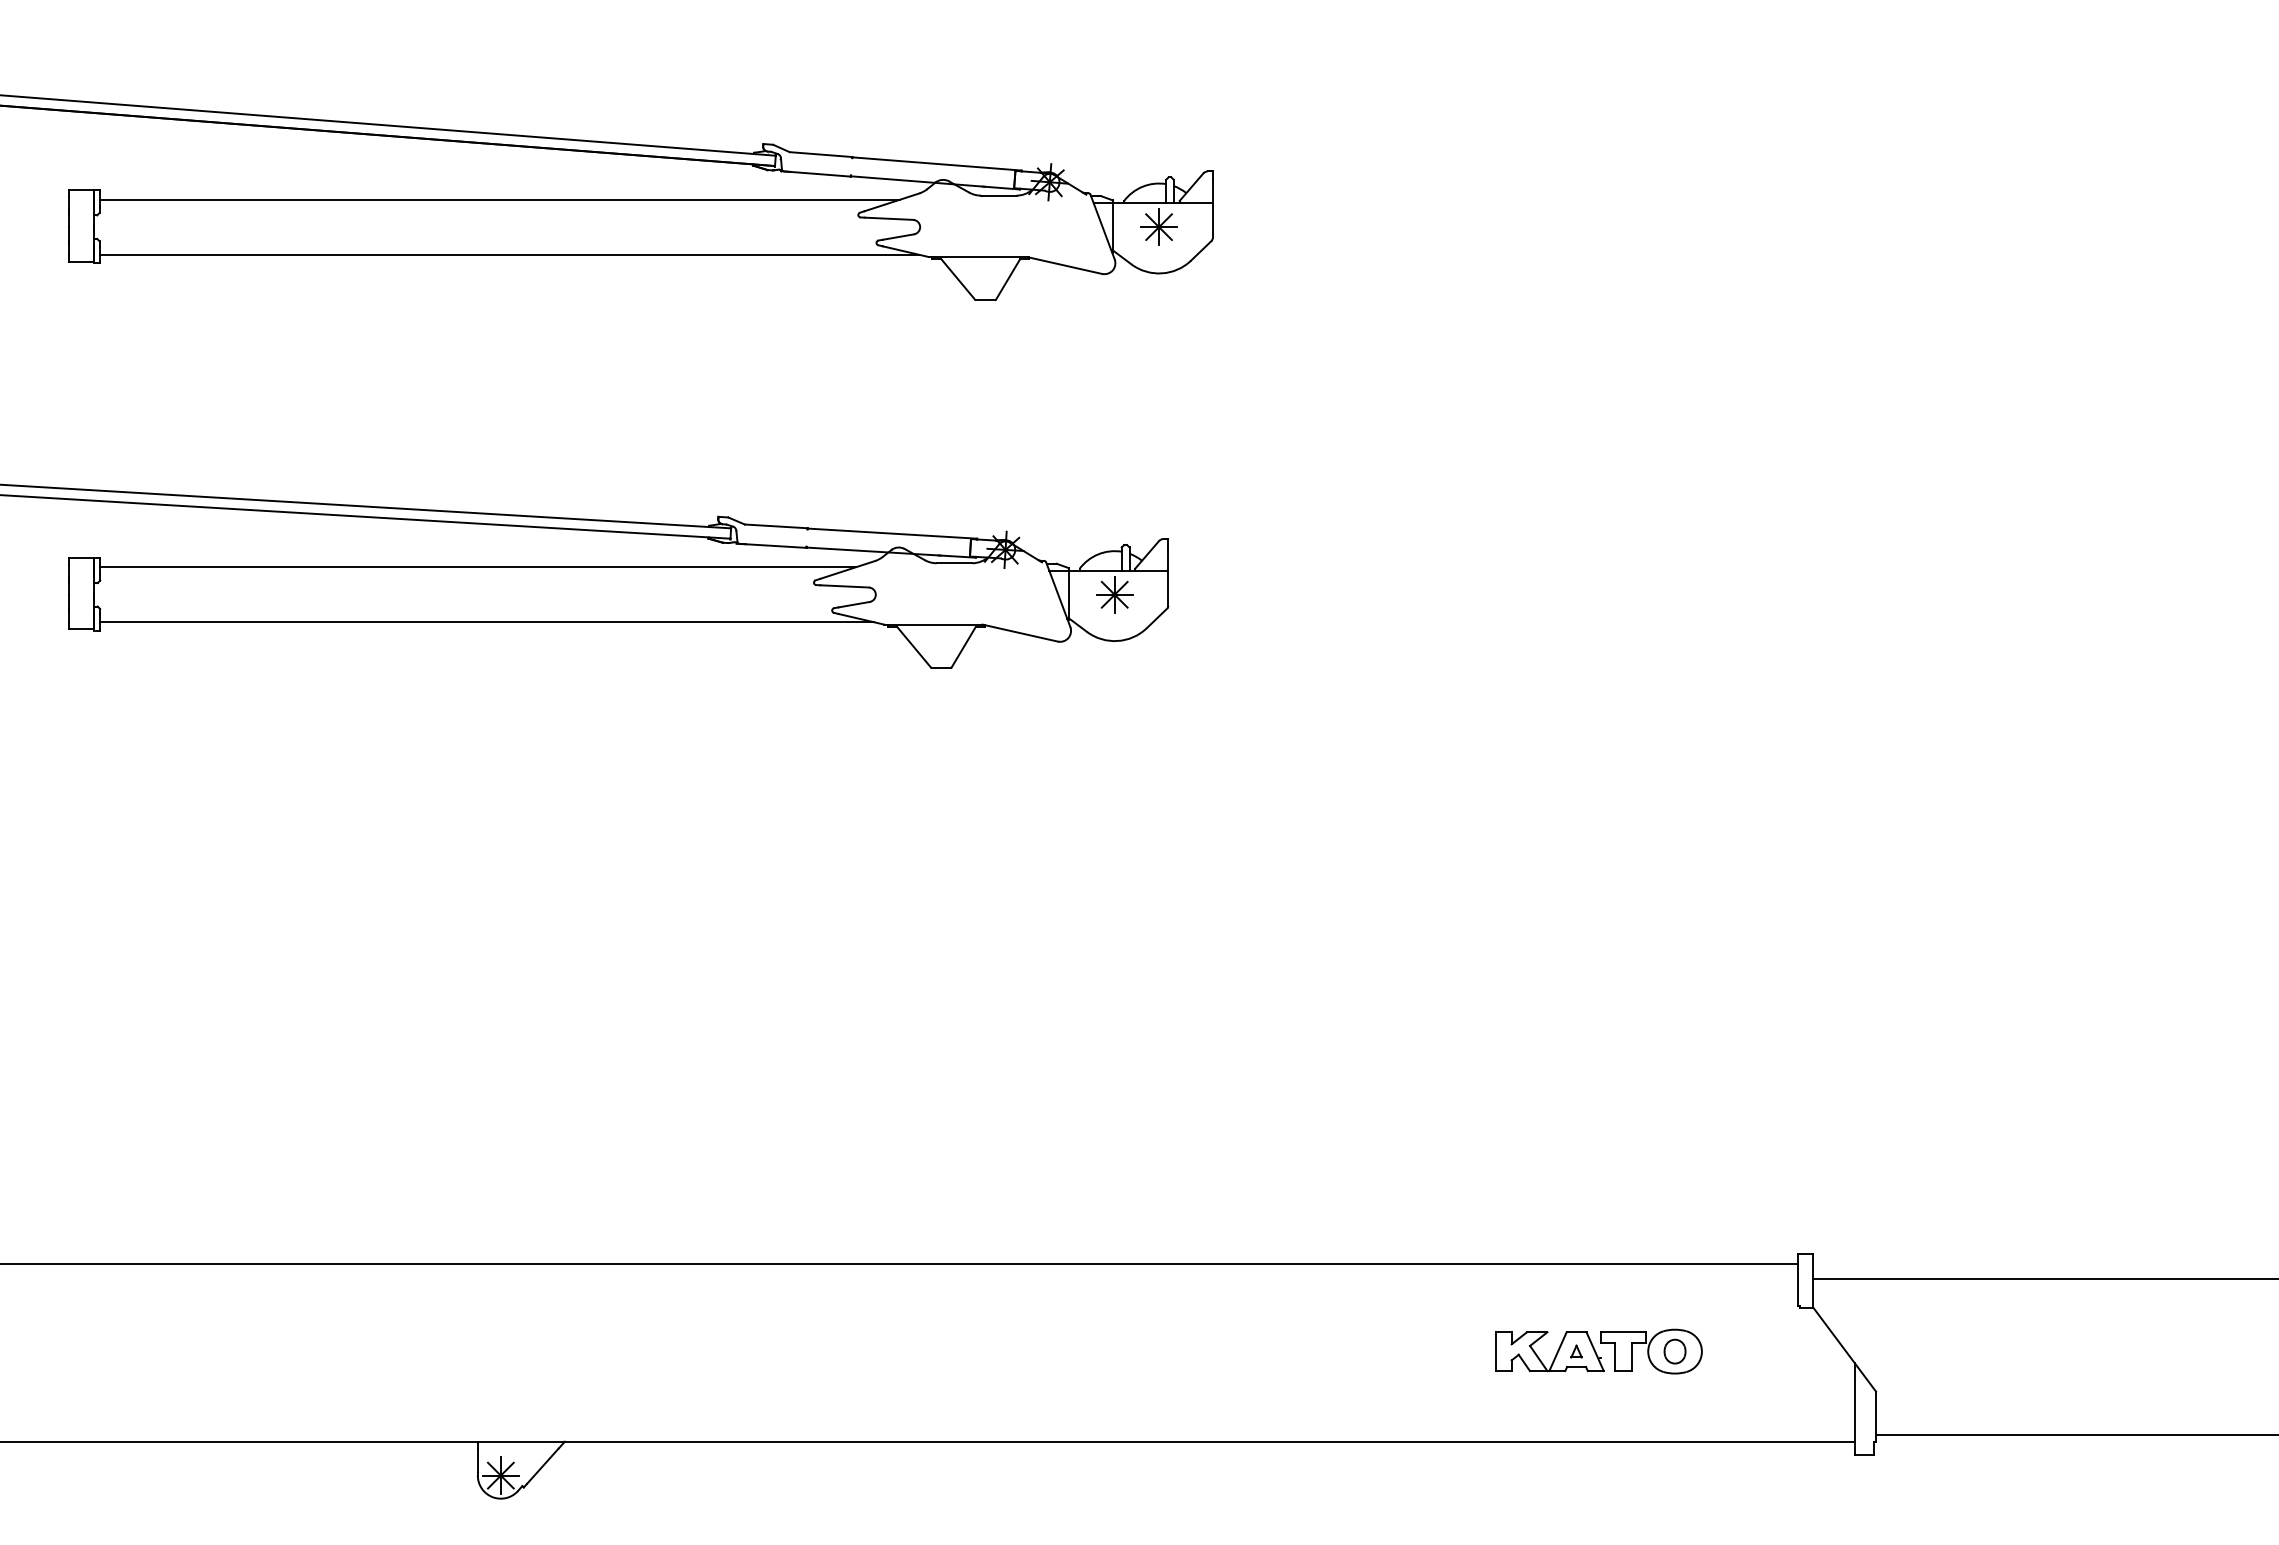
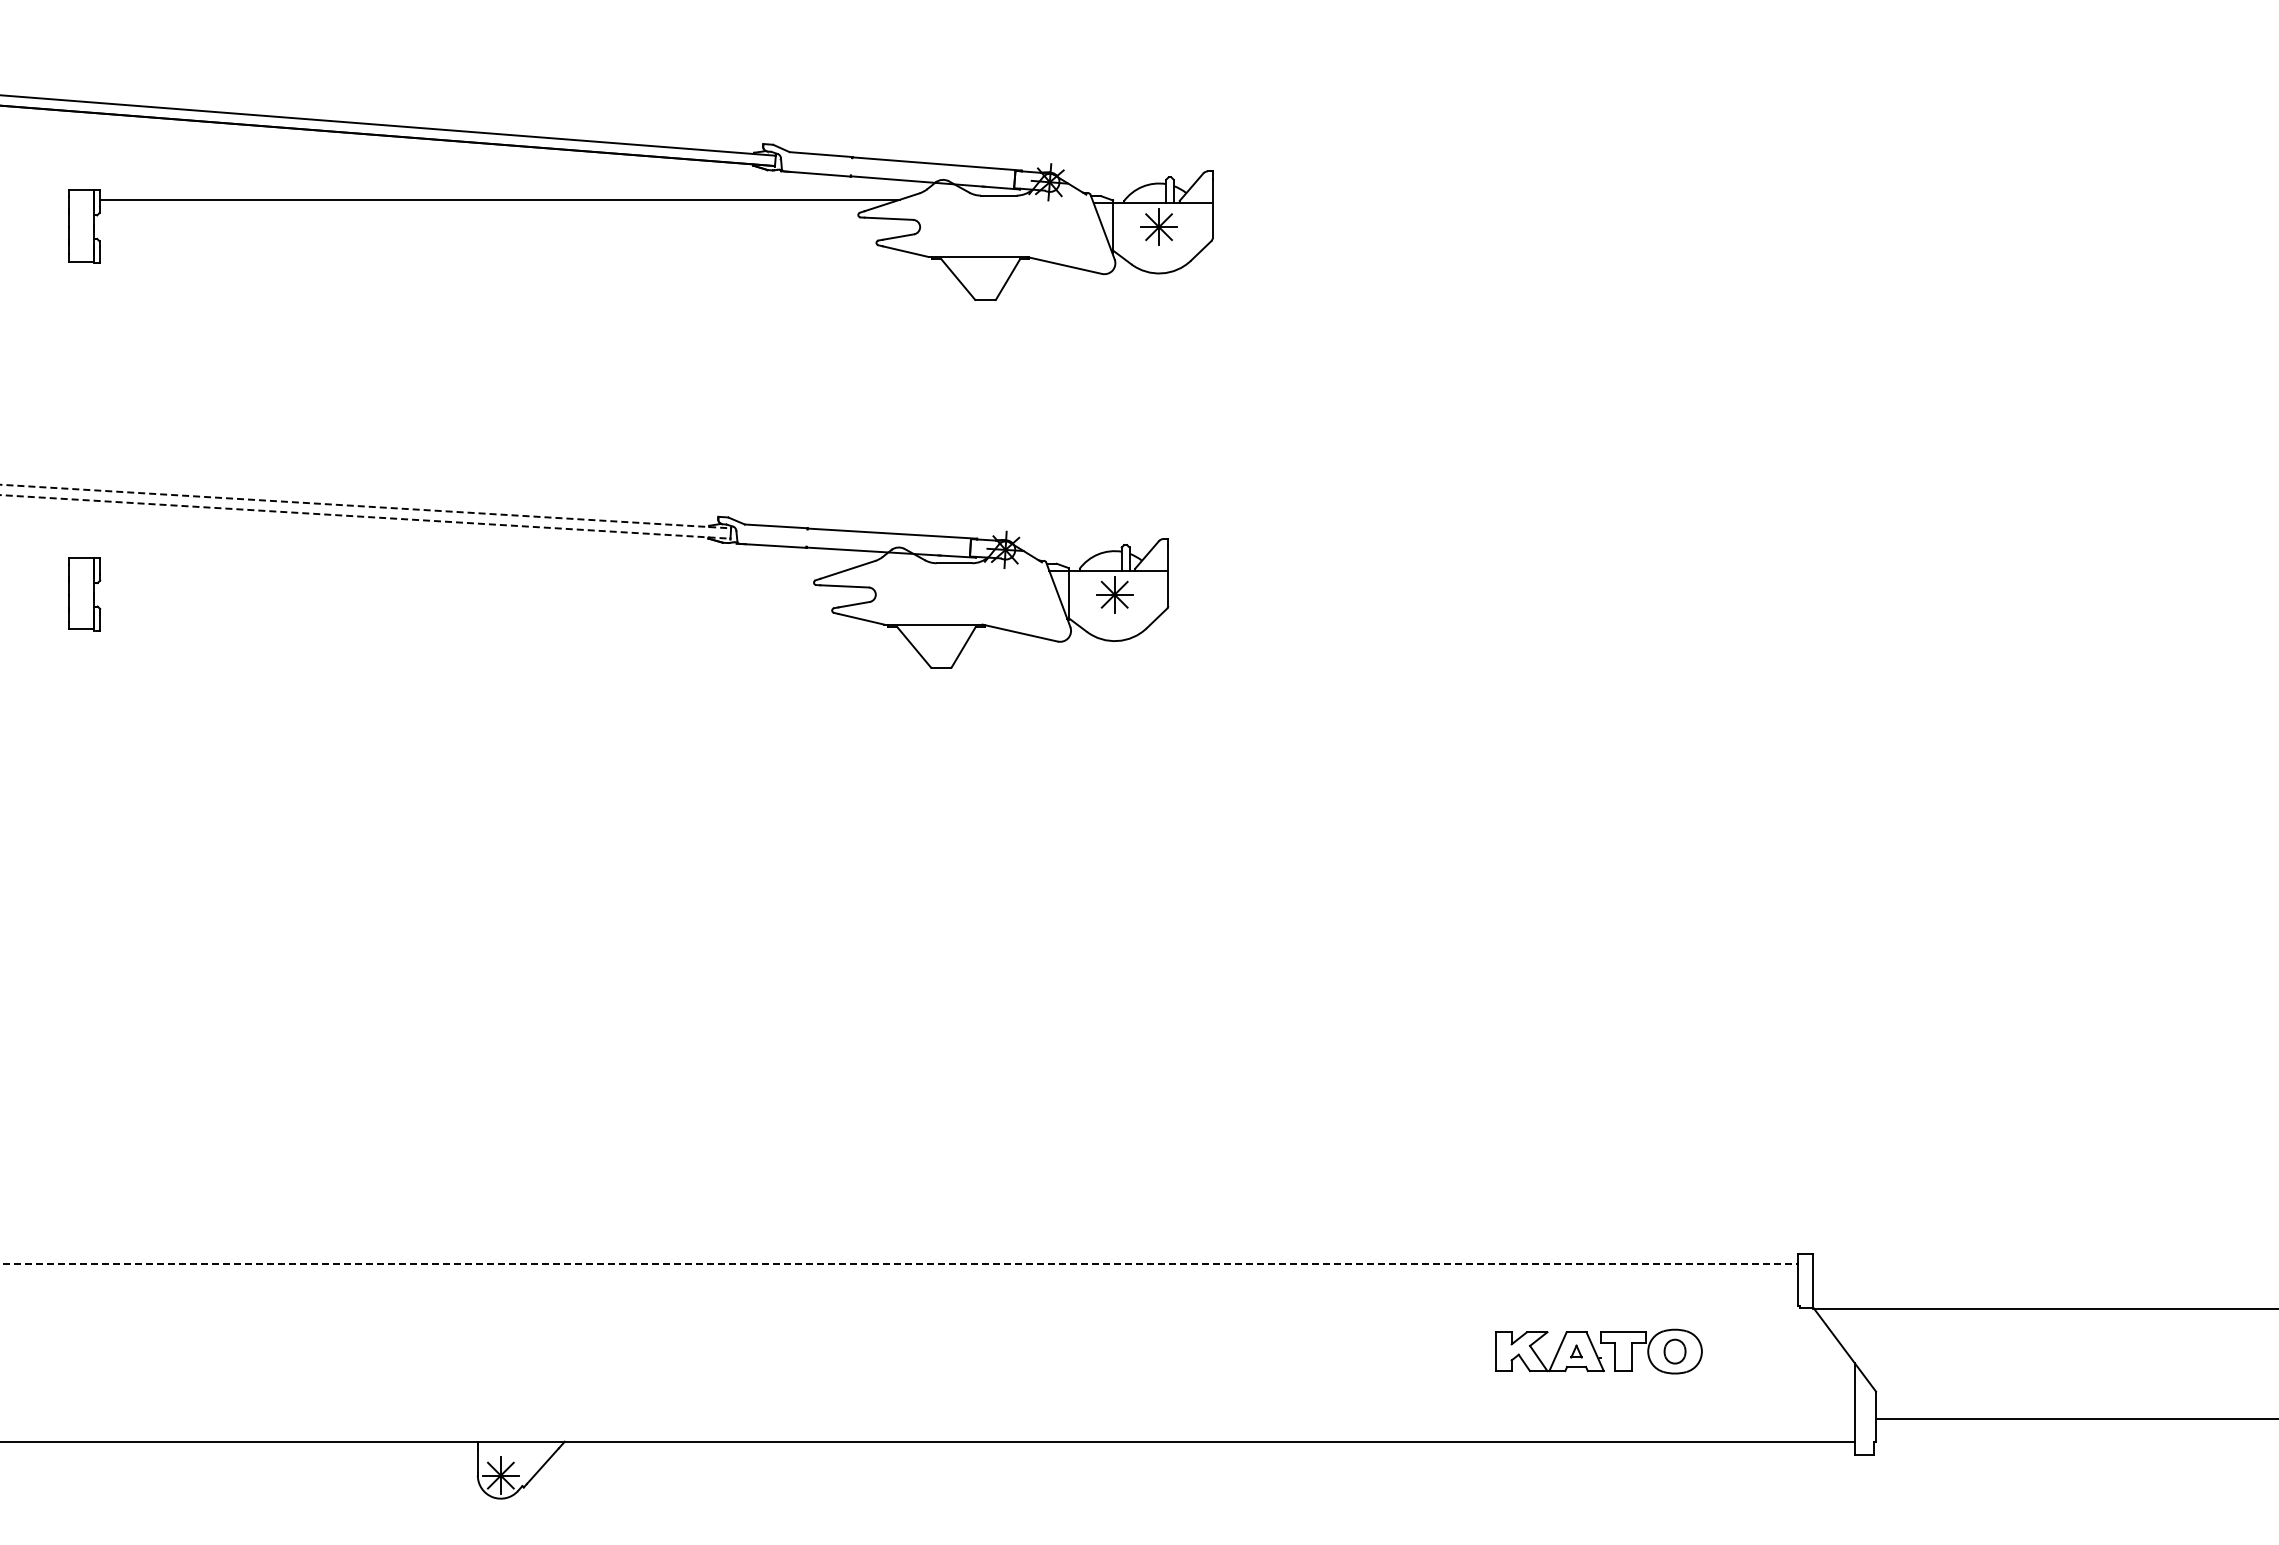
line: present -> none (508, 254)
line: solid -> dashed (365, 506)
line: solid -> dashed (366, 516)
line: present -> none (477, 567)
line: present -> none (487, 622)
line: solid -> dashed (898, 1264)
line position: (2044, 1278) -> (2044, 1308) (2044, 1308)
line position: (2075, 1434) -> (2075, 1418) (2075, 1418)
